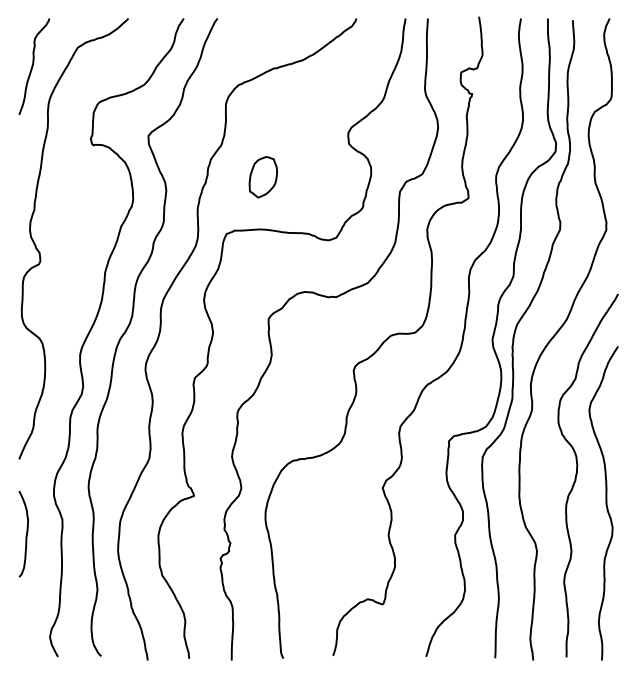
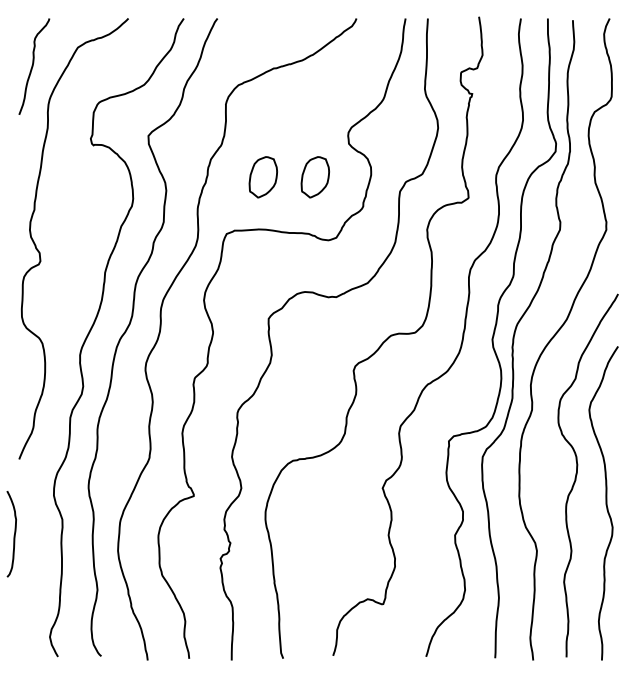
part: none -> present (314, 177)
curve position: (25, 535) -> (13, 535) (13, 535)
